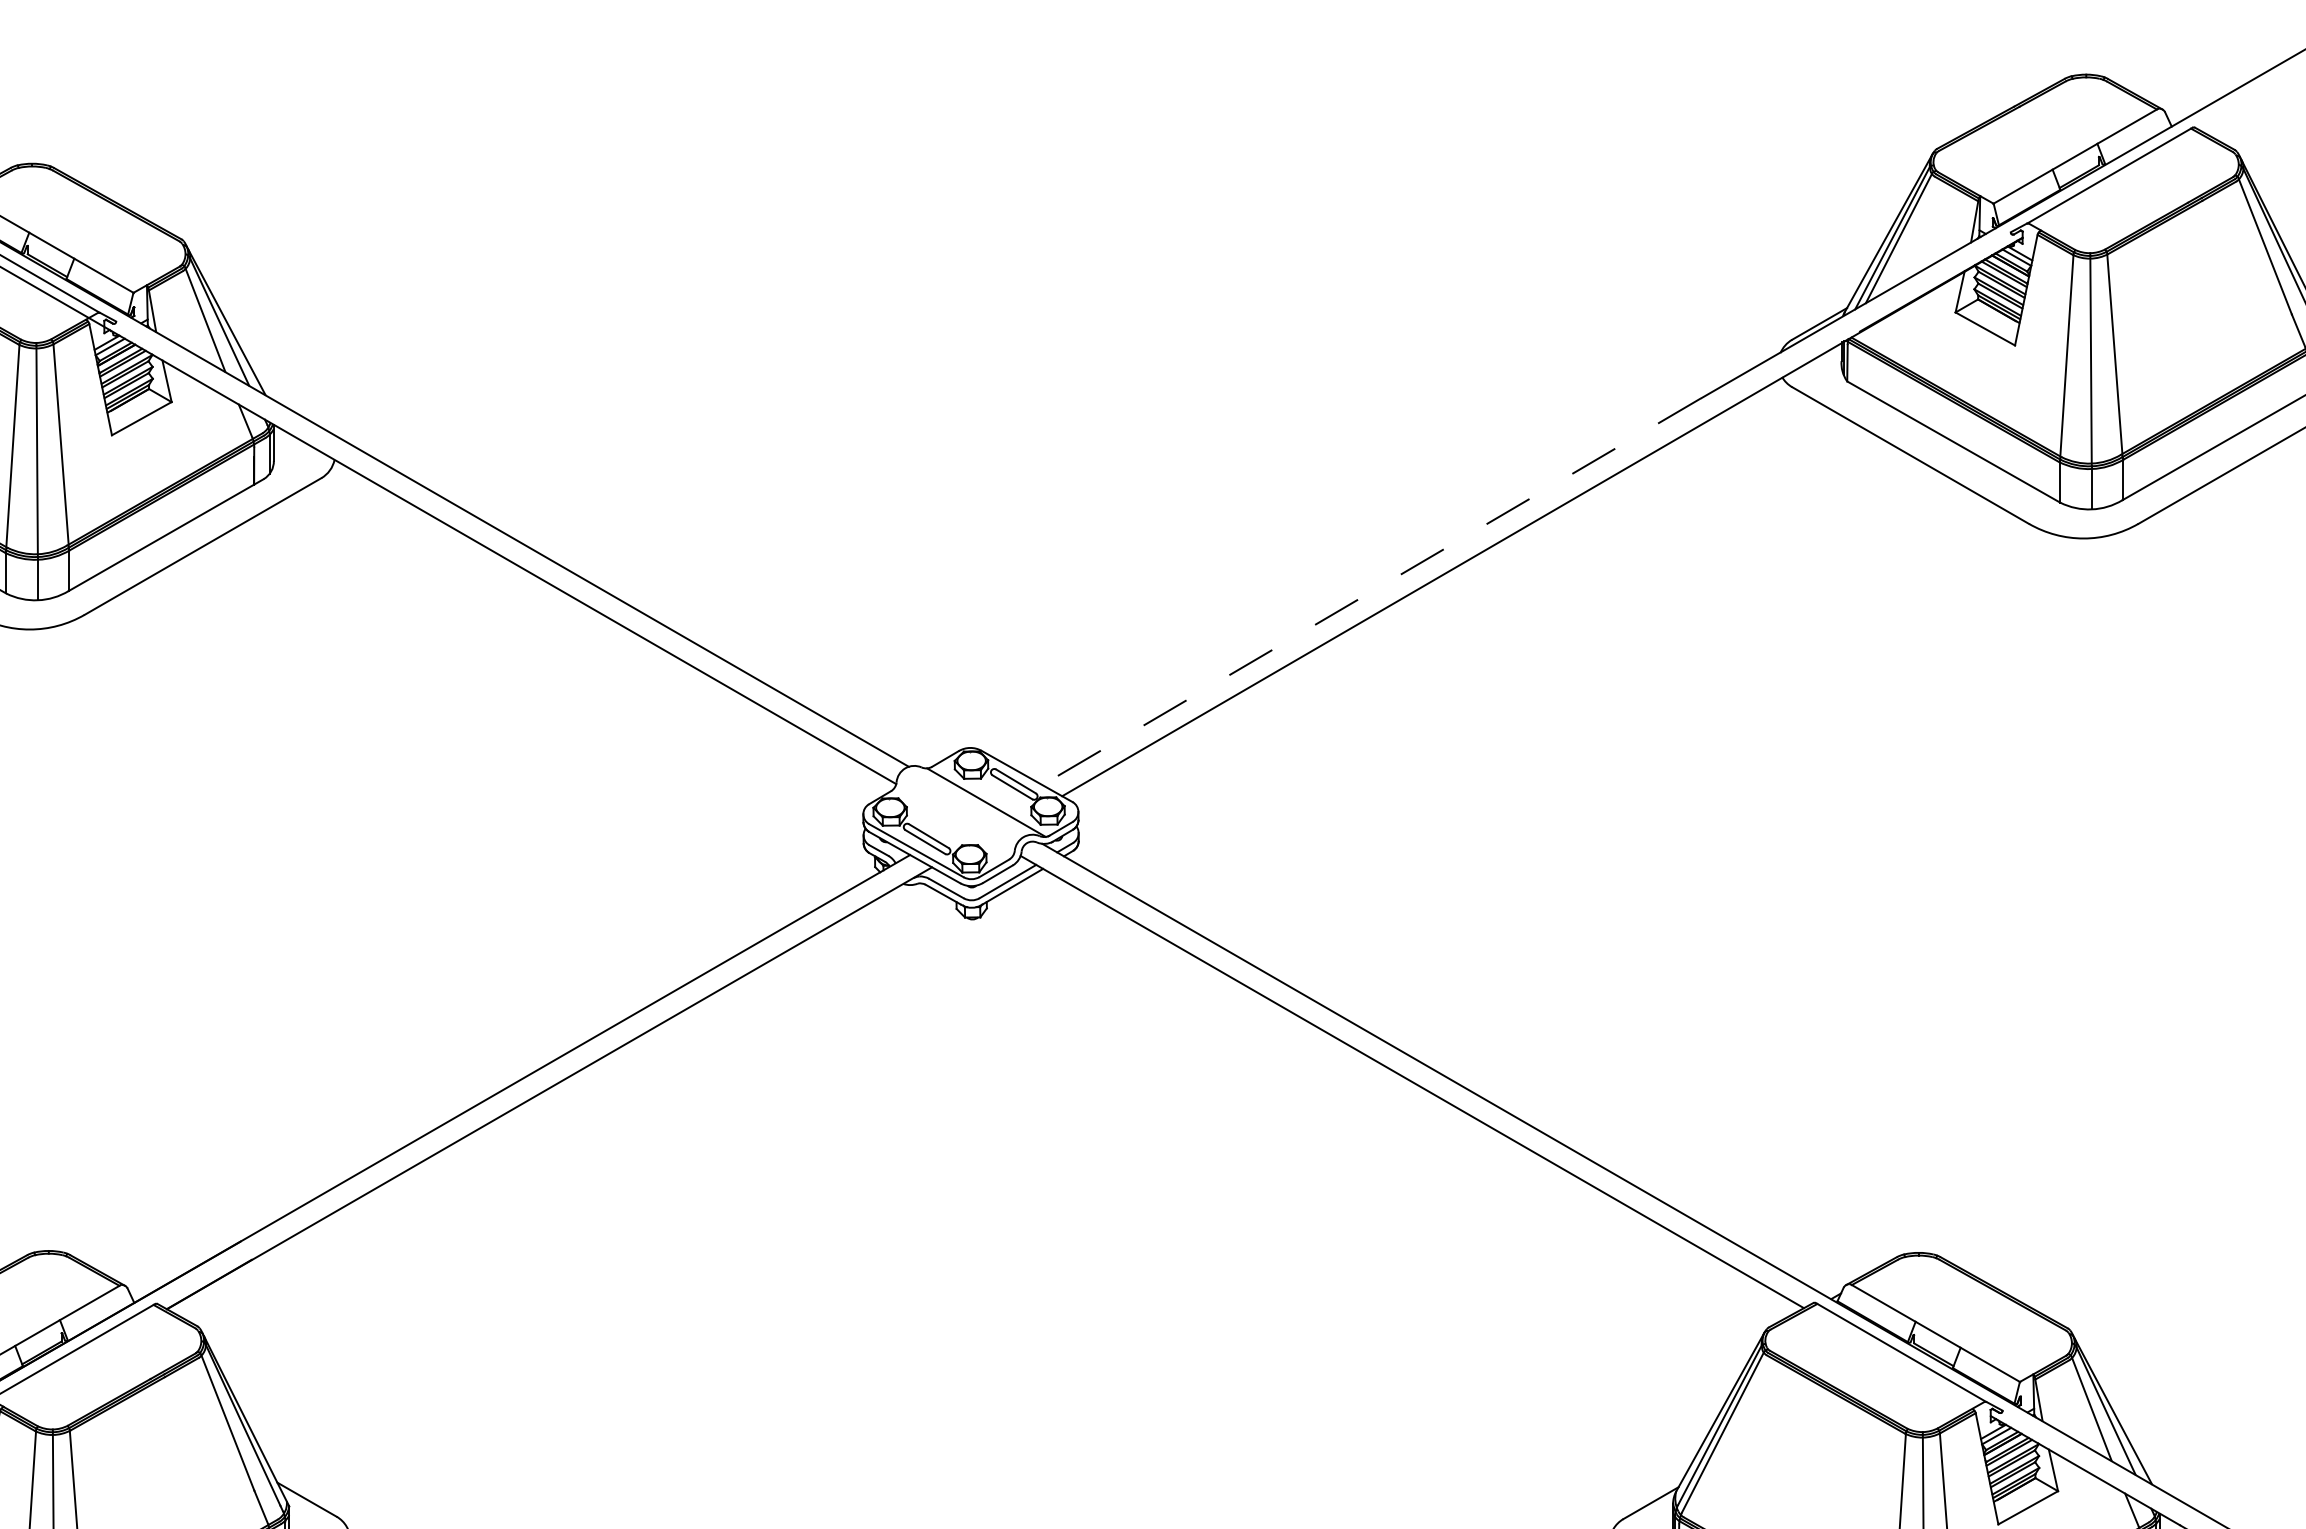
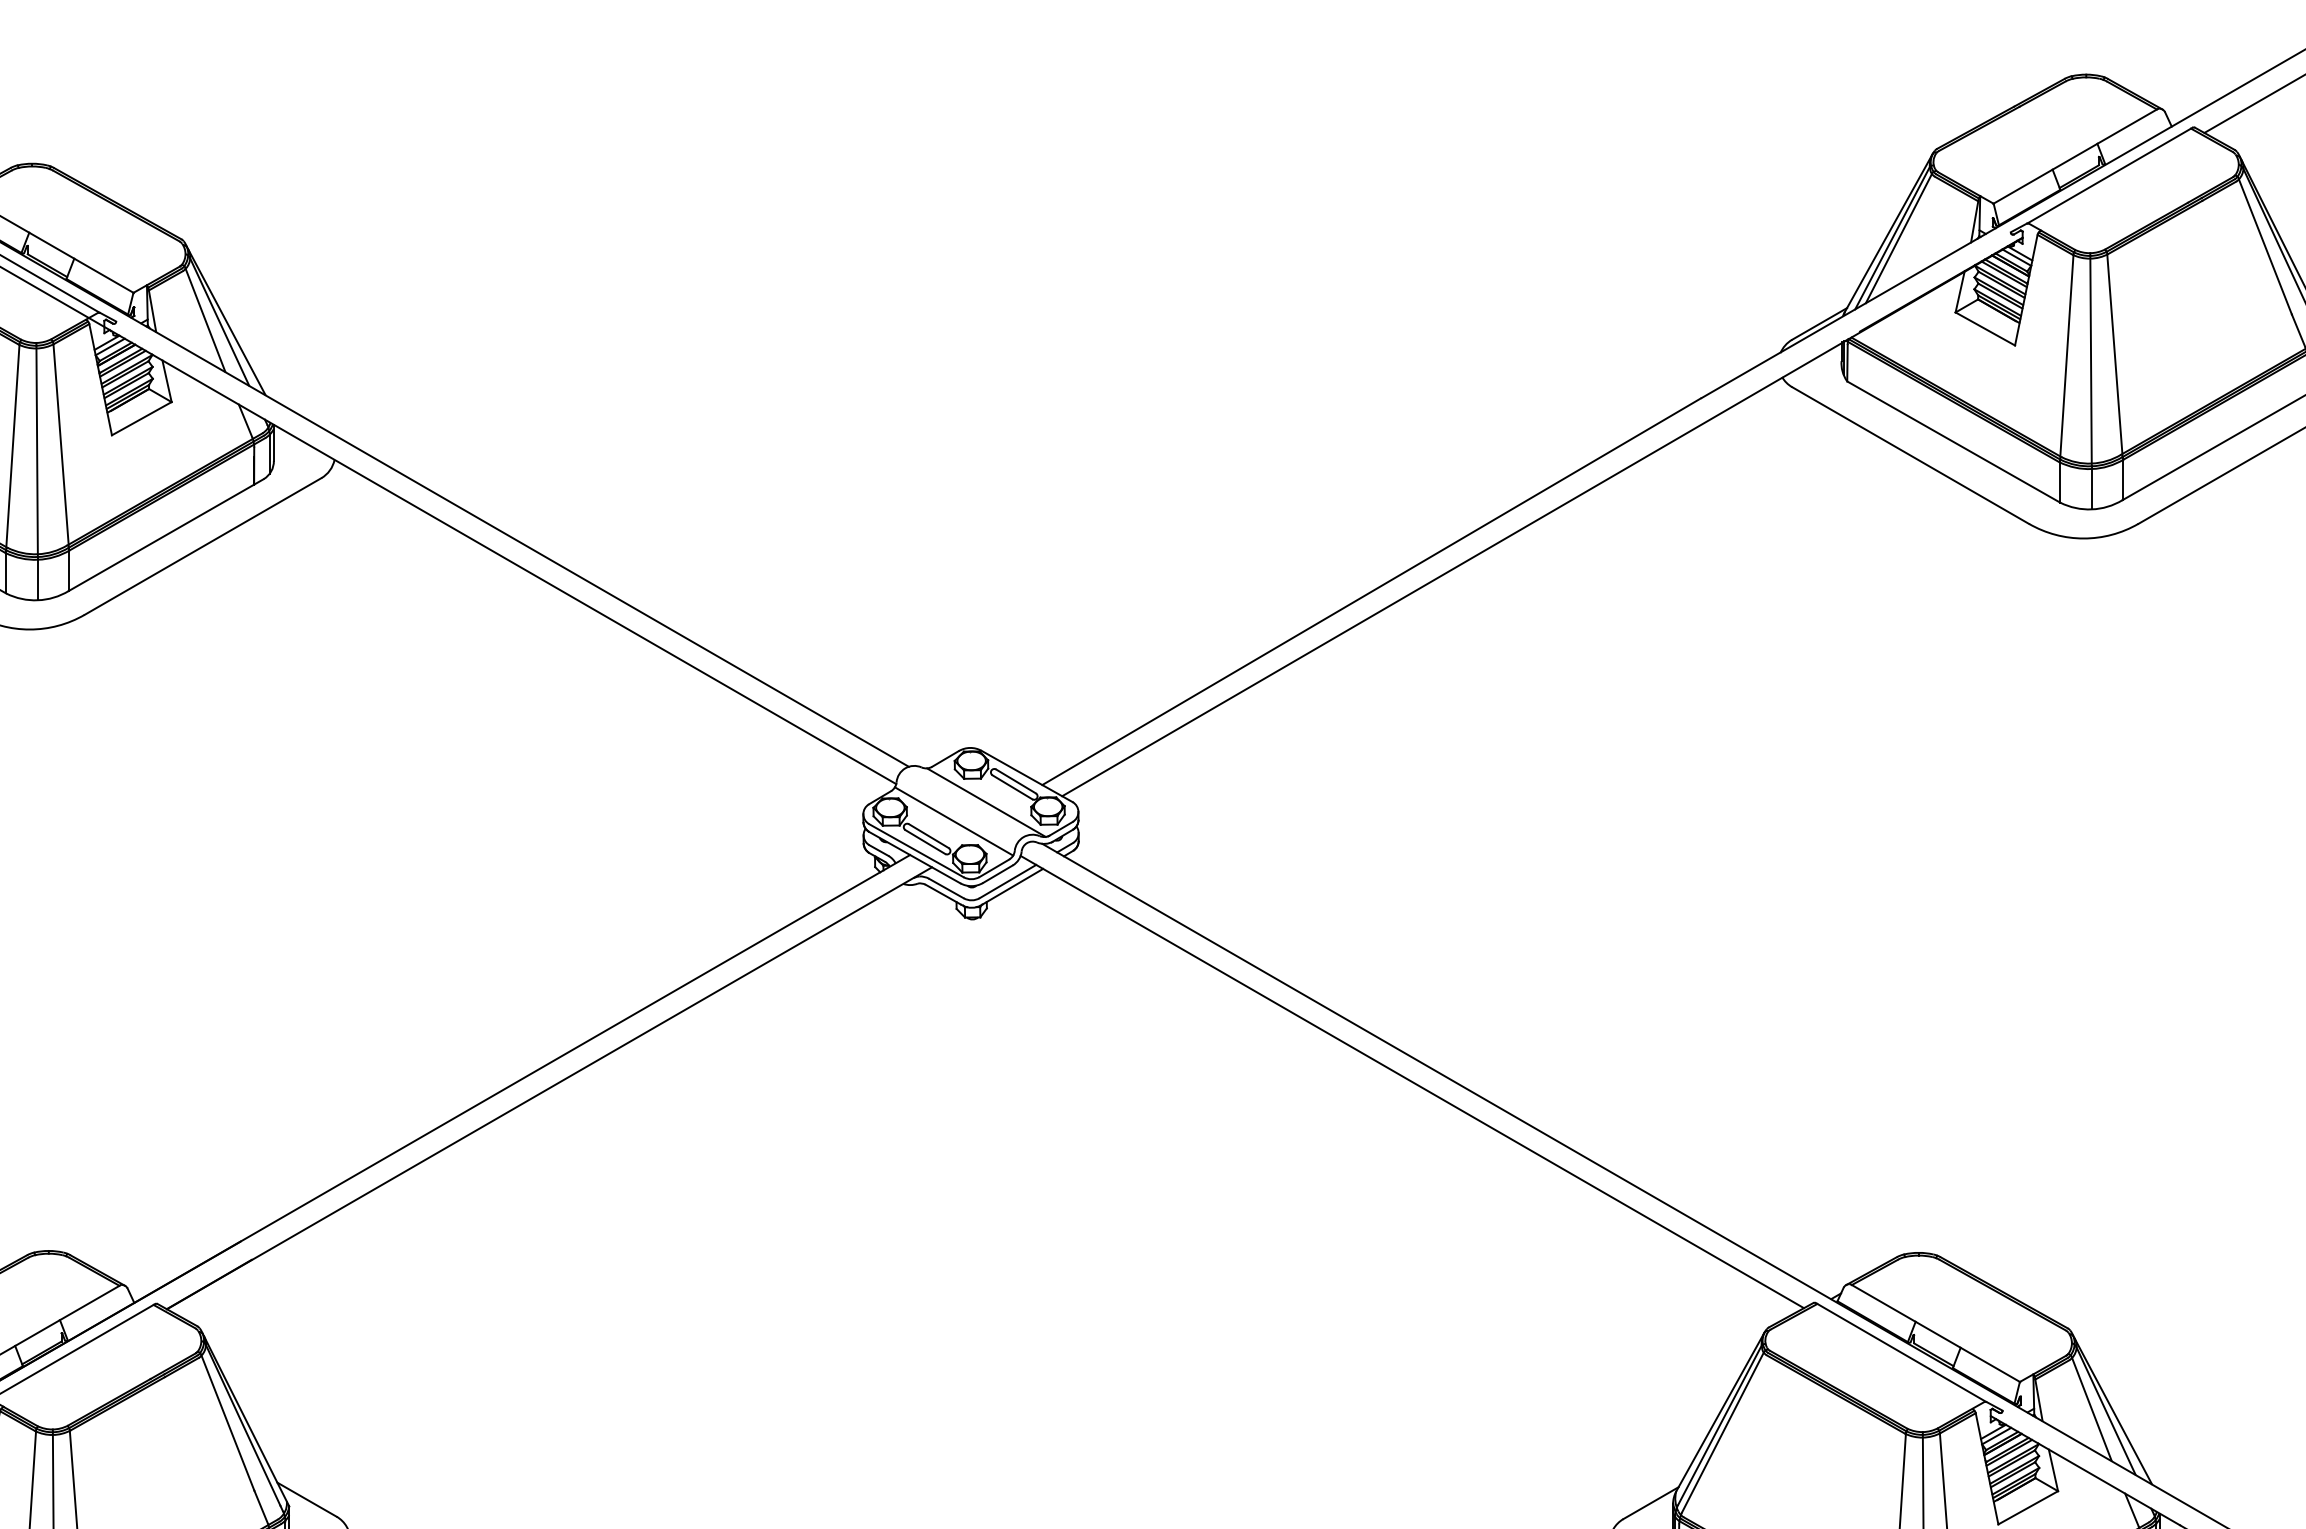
line: none -> present (2253, 104)
line: dashed -> solid (1371, 591)
line: none -> present (953, 821)
